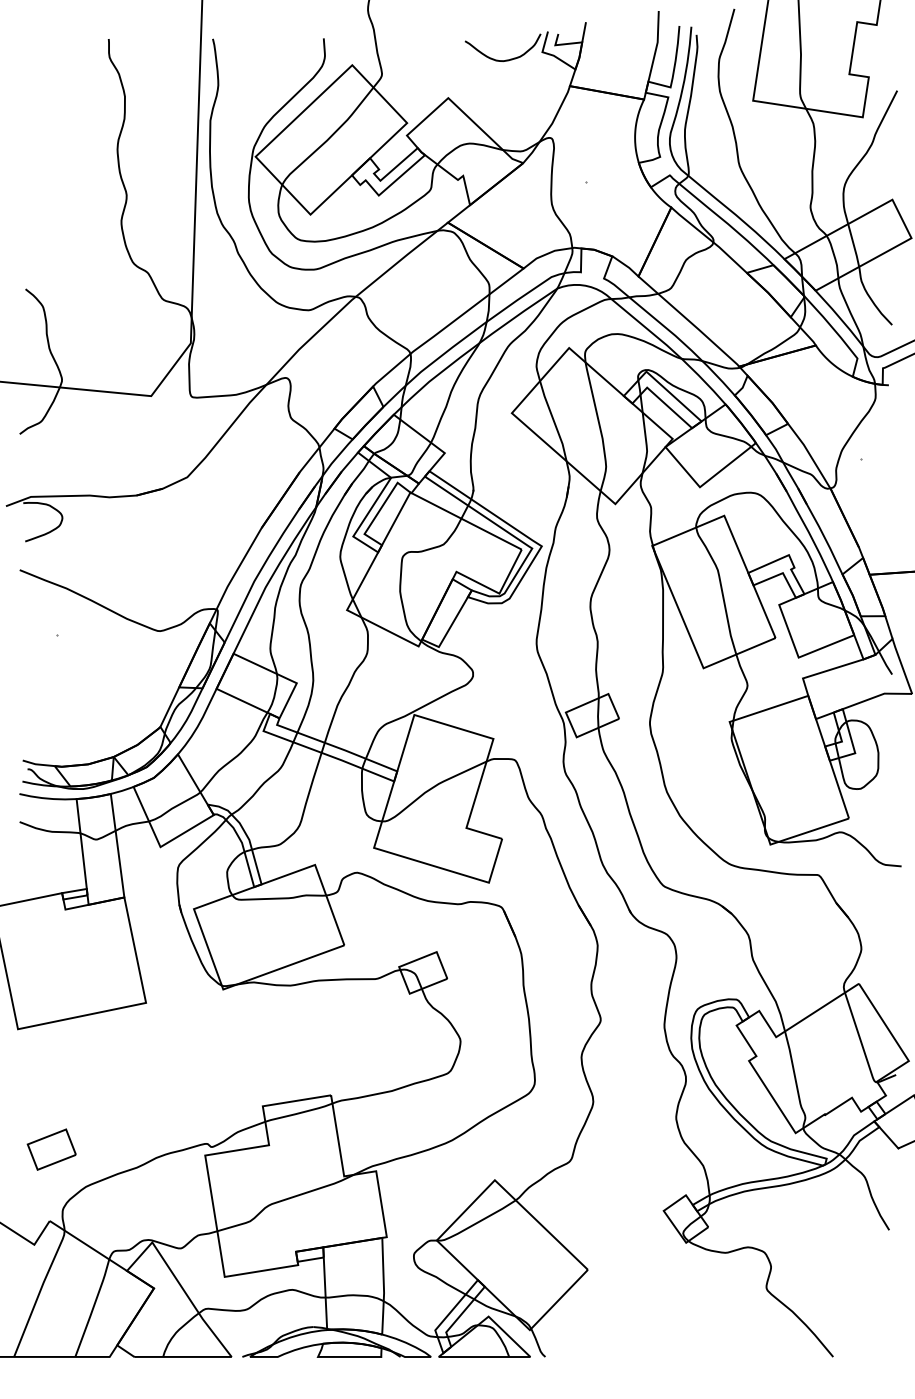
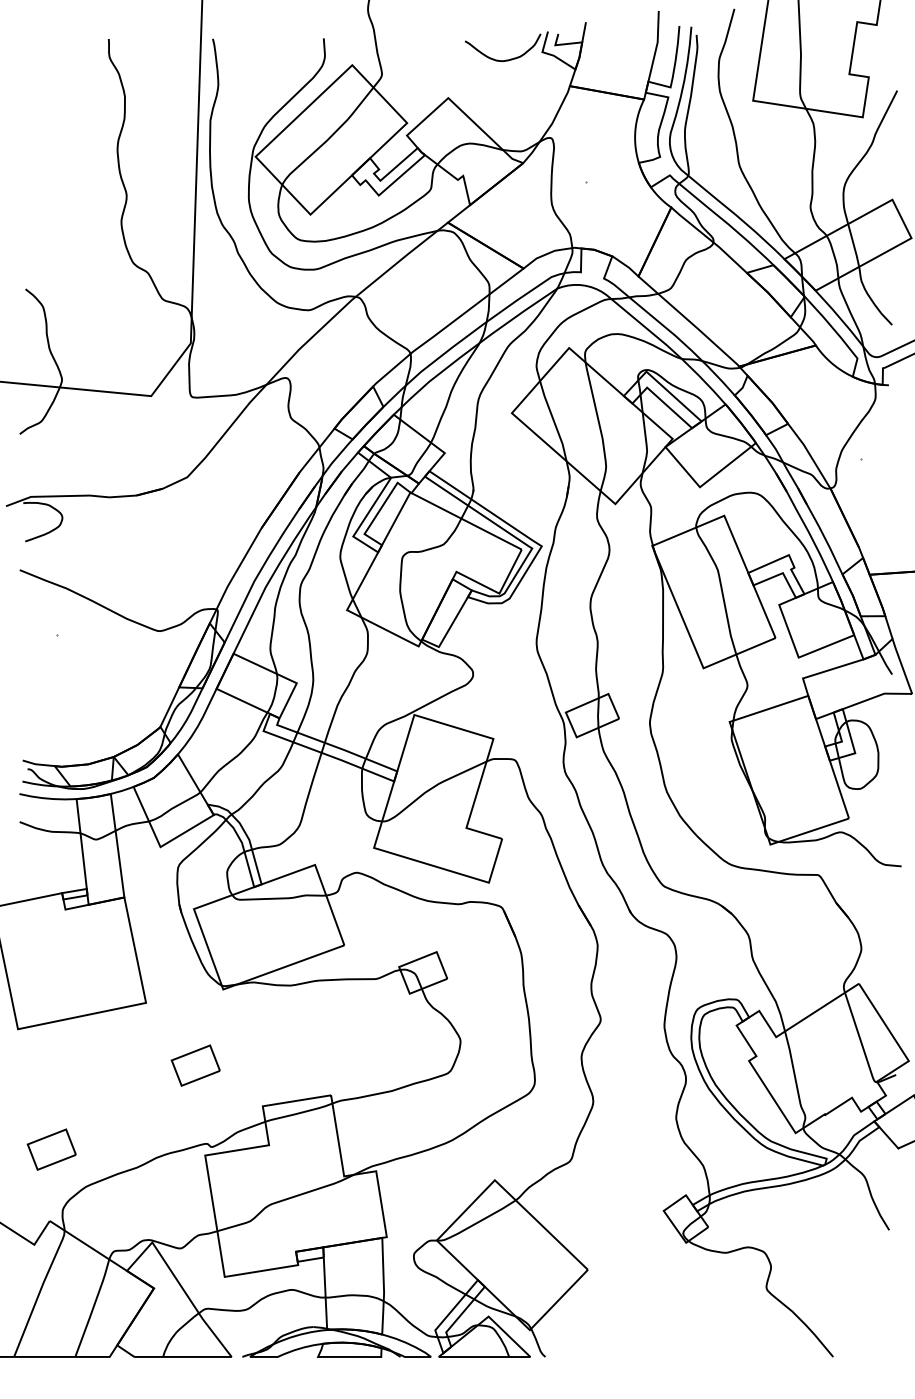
part: none -> present (195, 1065)
